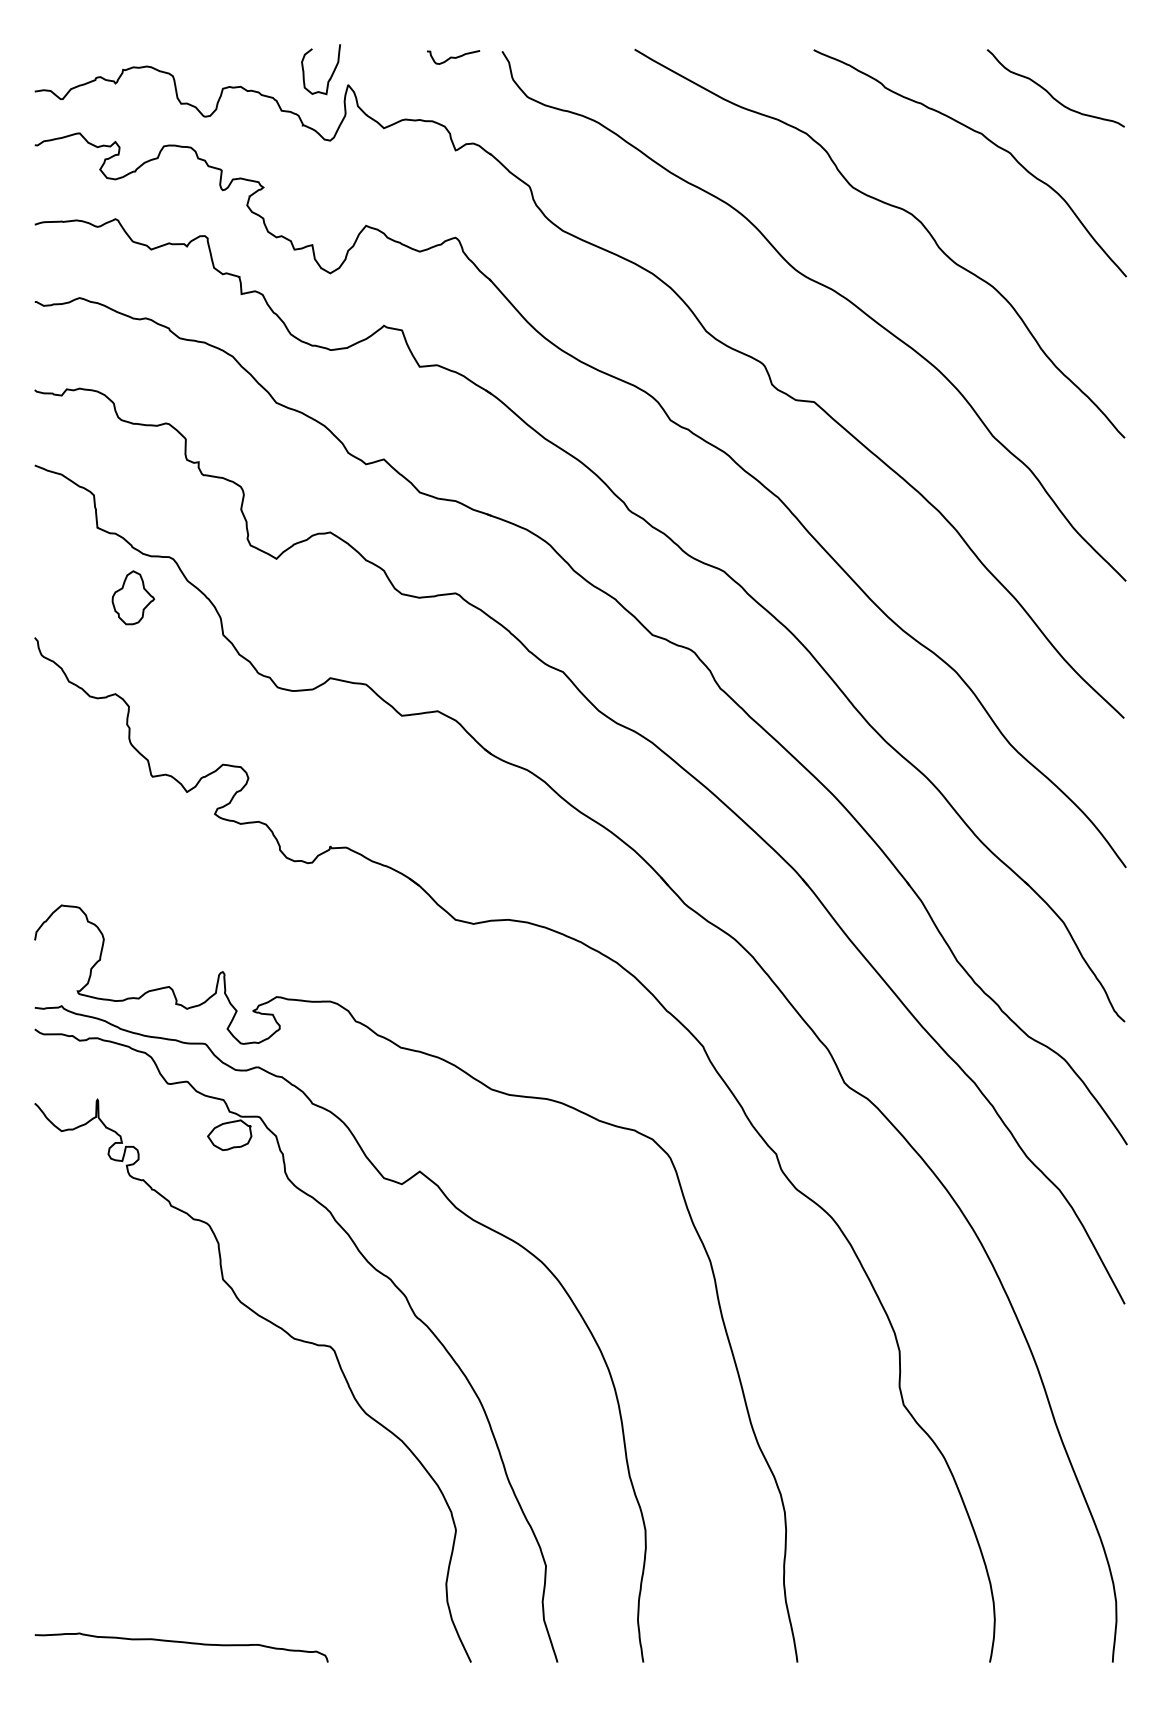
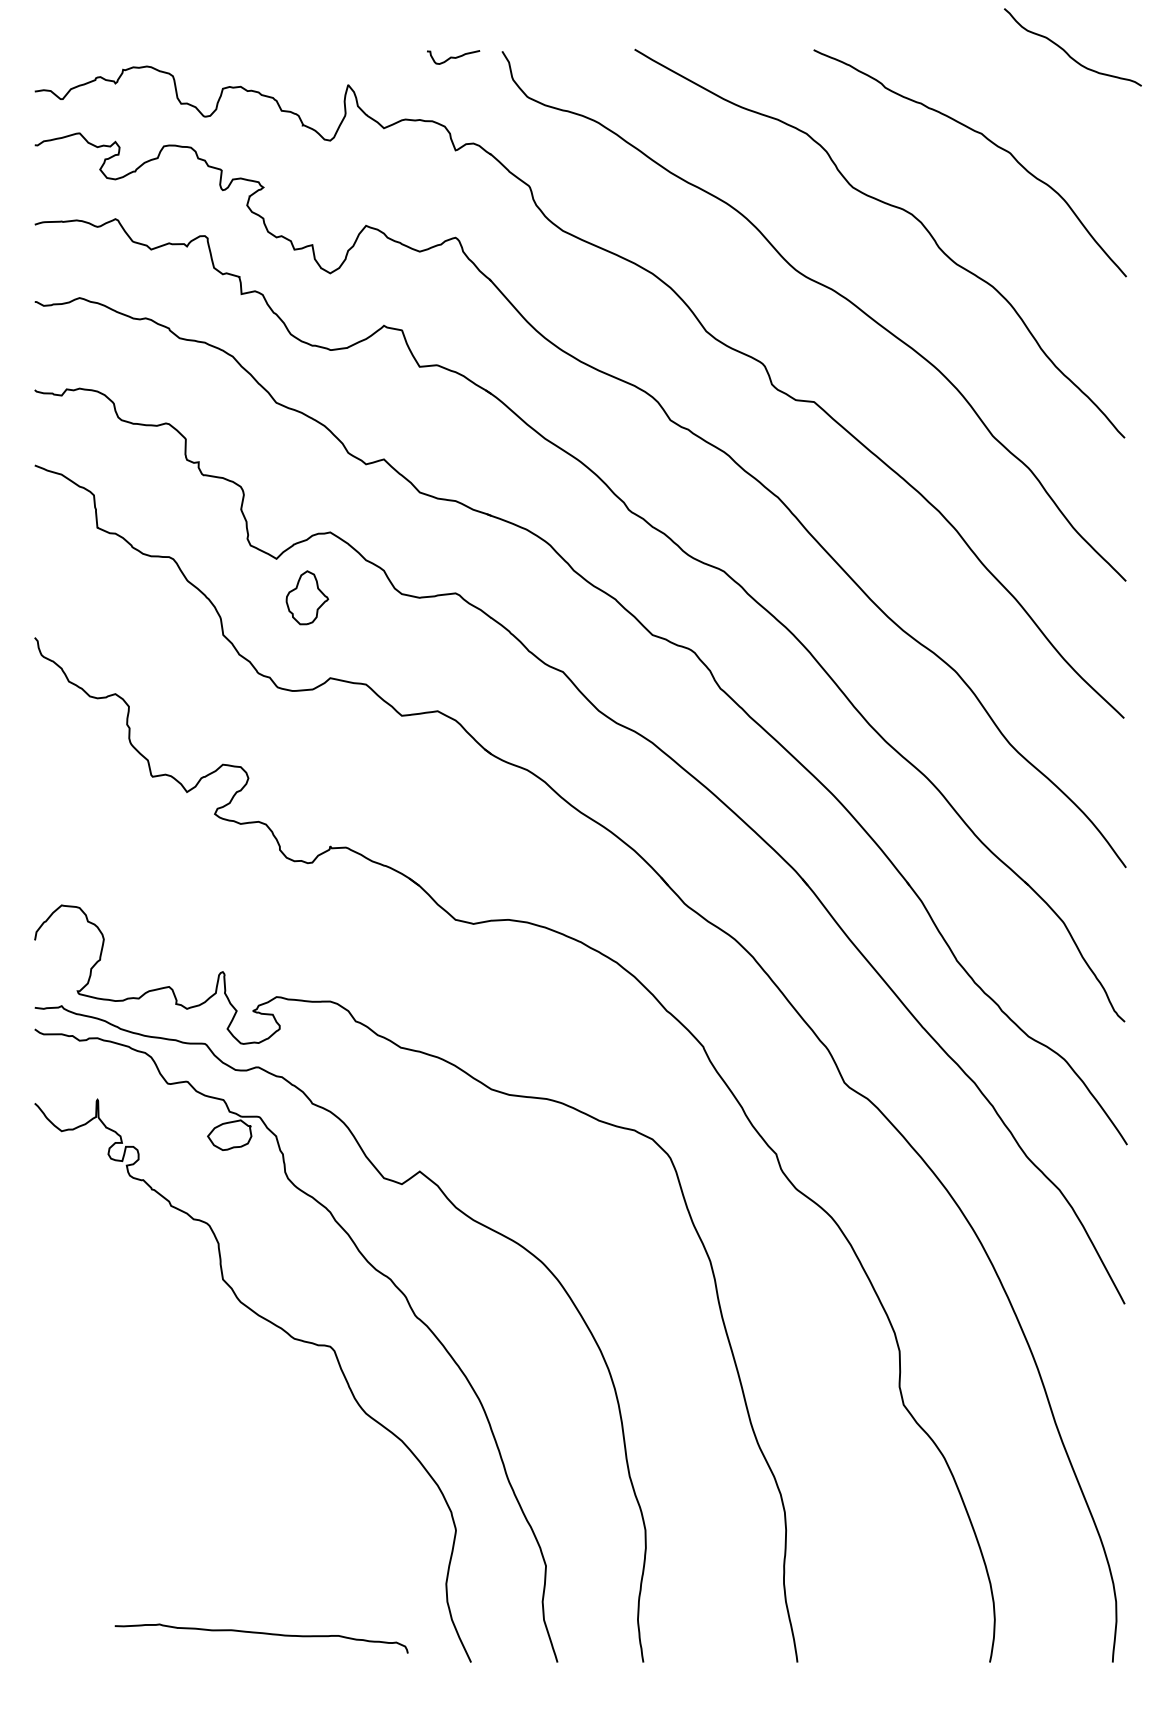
curve: present -> none (331, 74)
curve position: (1050, 93) -> (1067, 52) (1067, 52)
part position: (133, 597) -> (307, 597) (307, 597)
curve position: (182, 1643) -> (262, 1634) (262, 1634)
